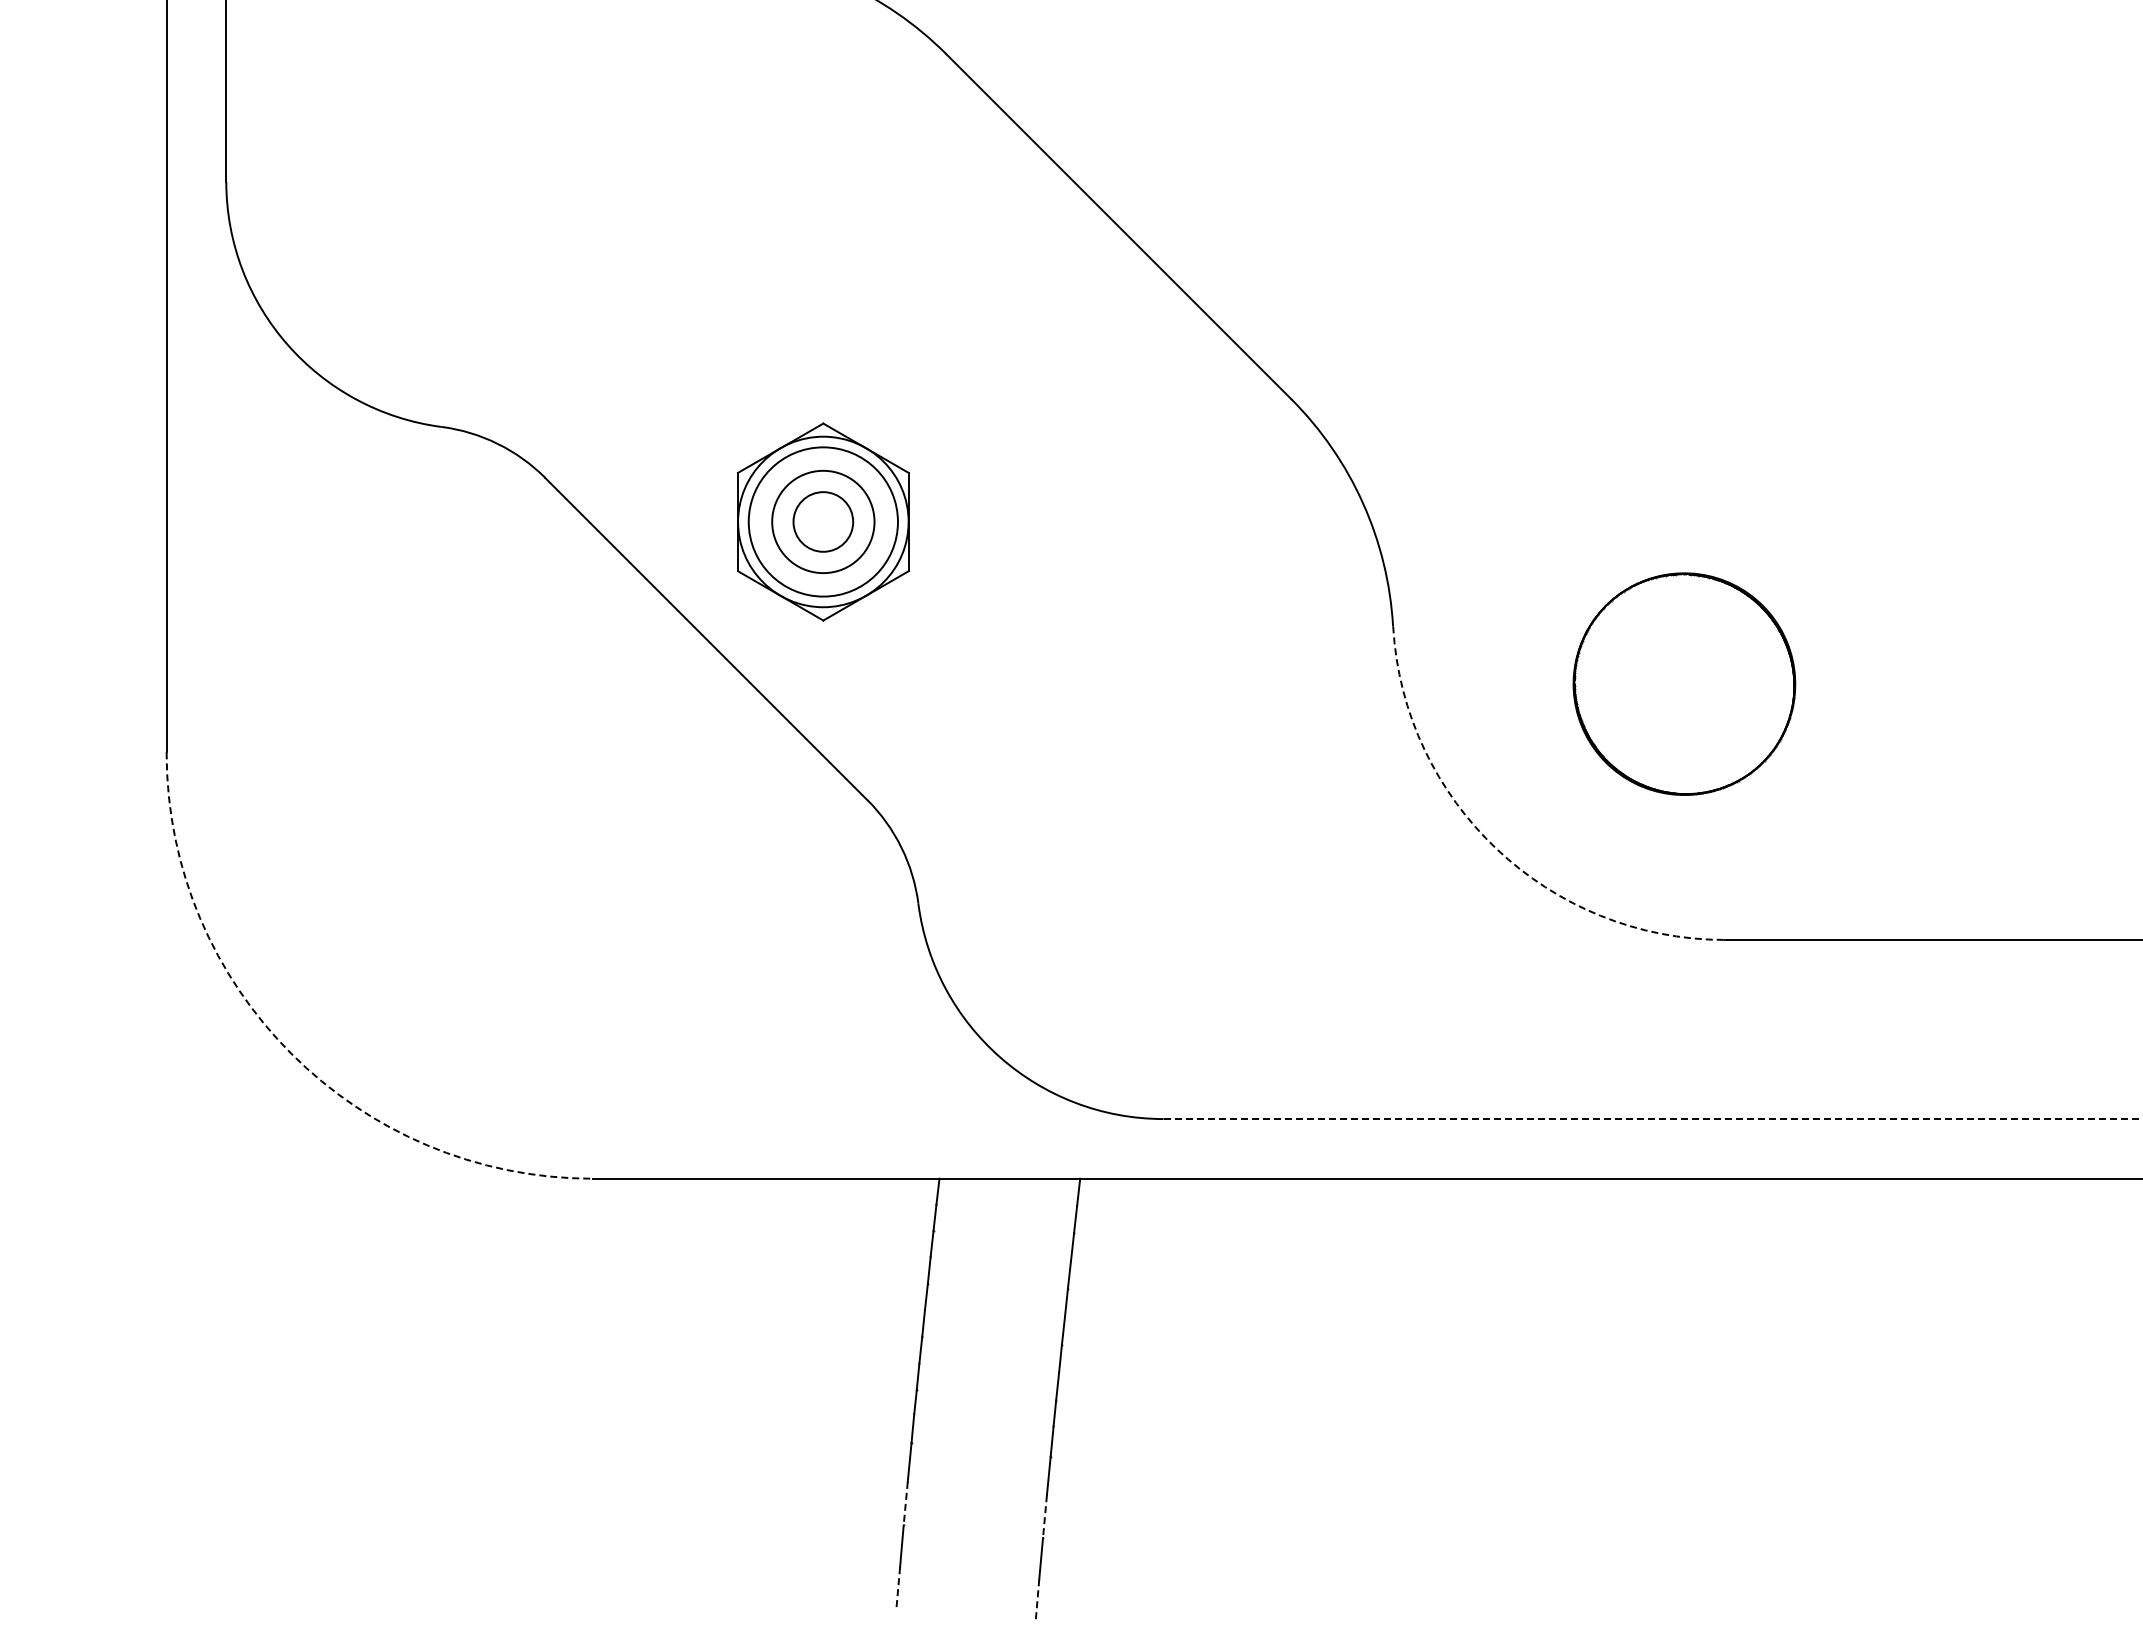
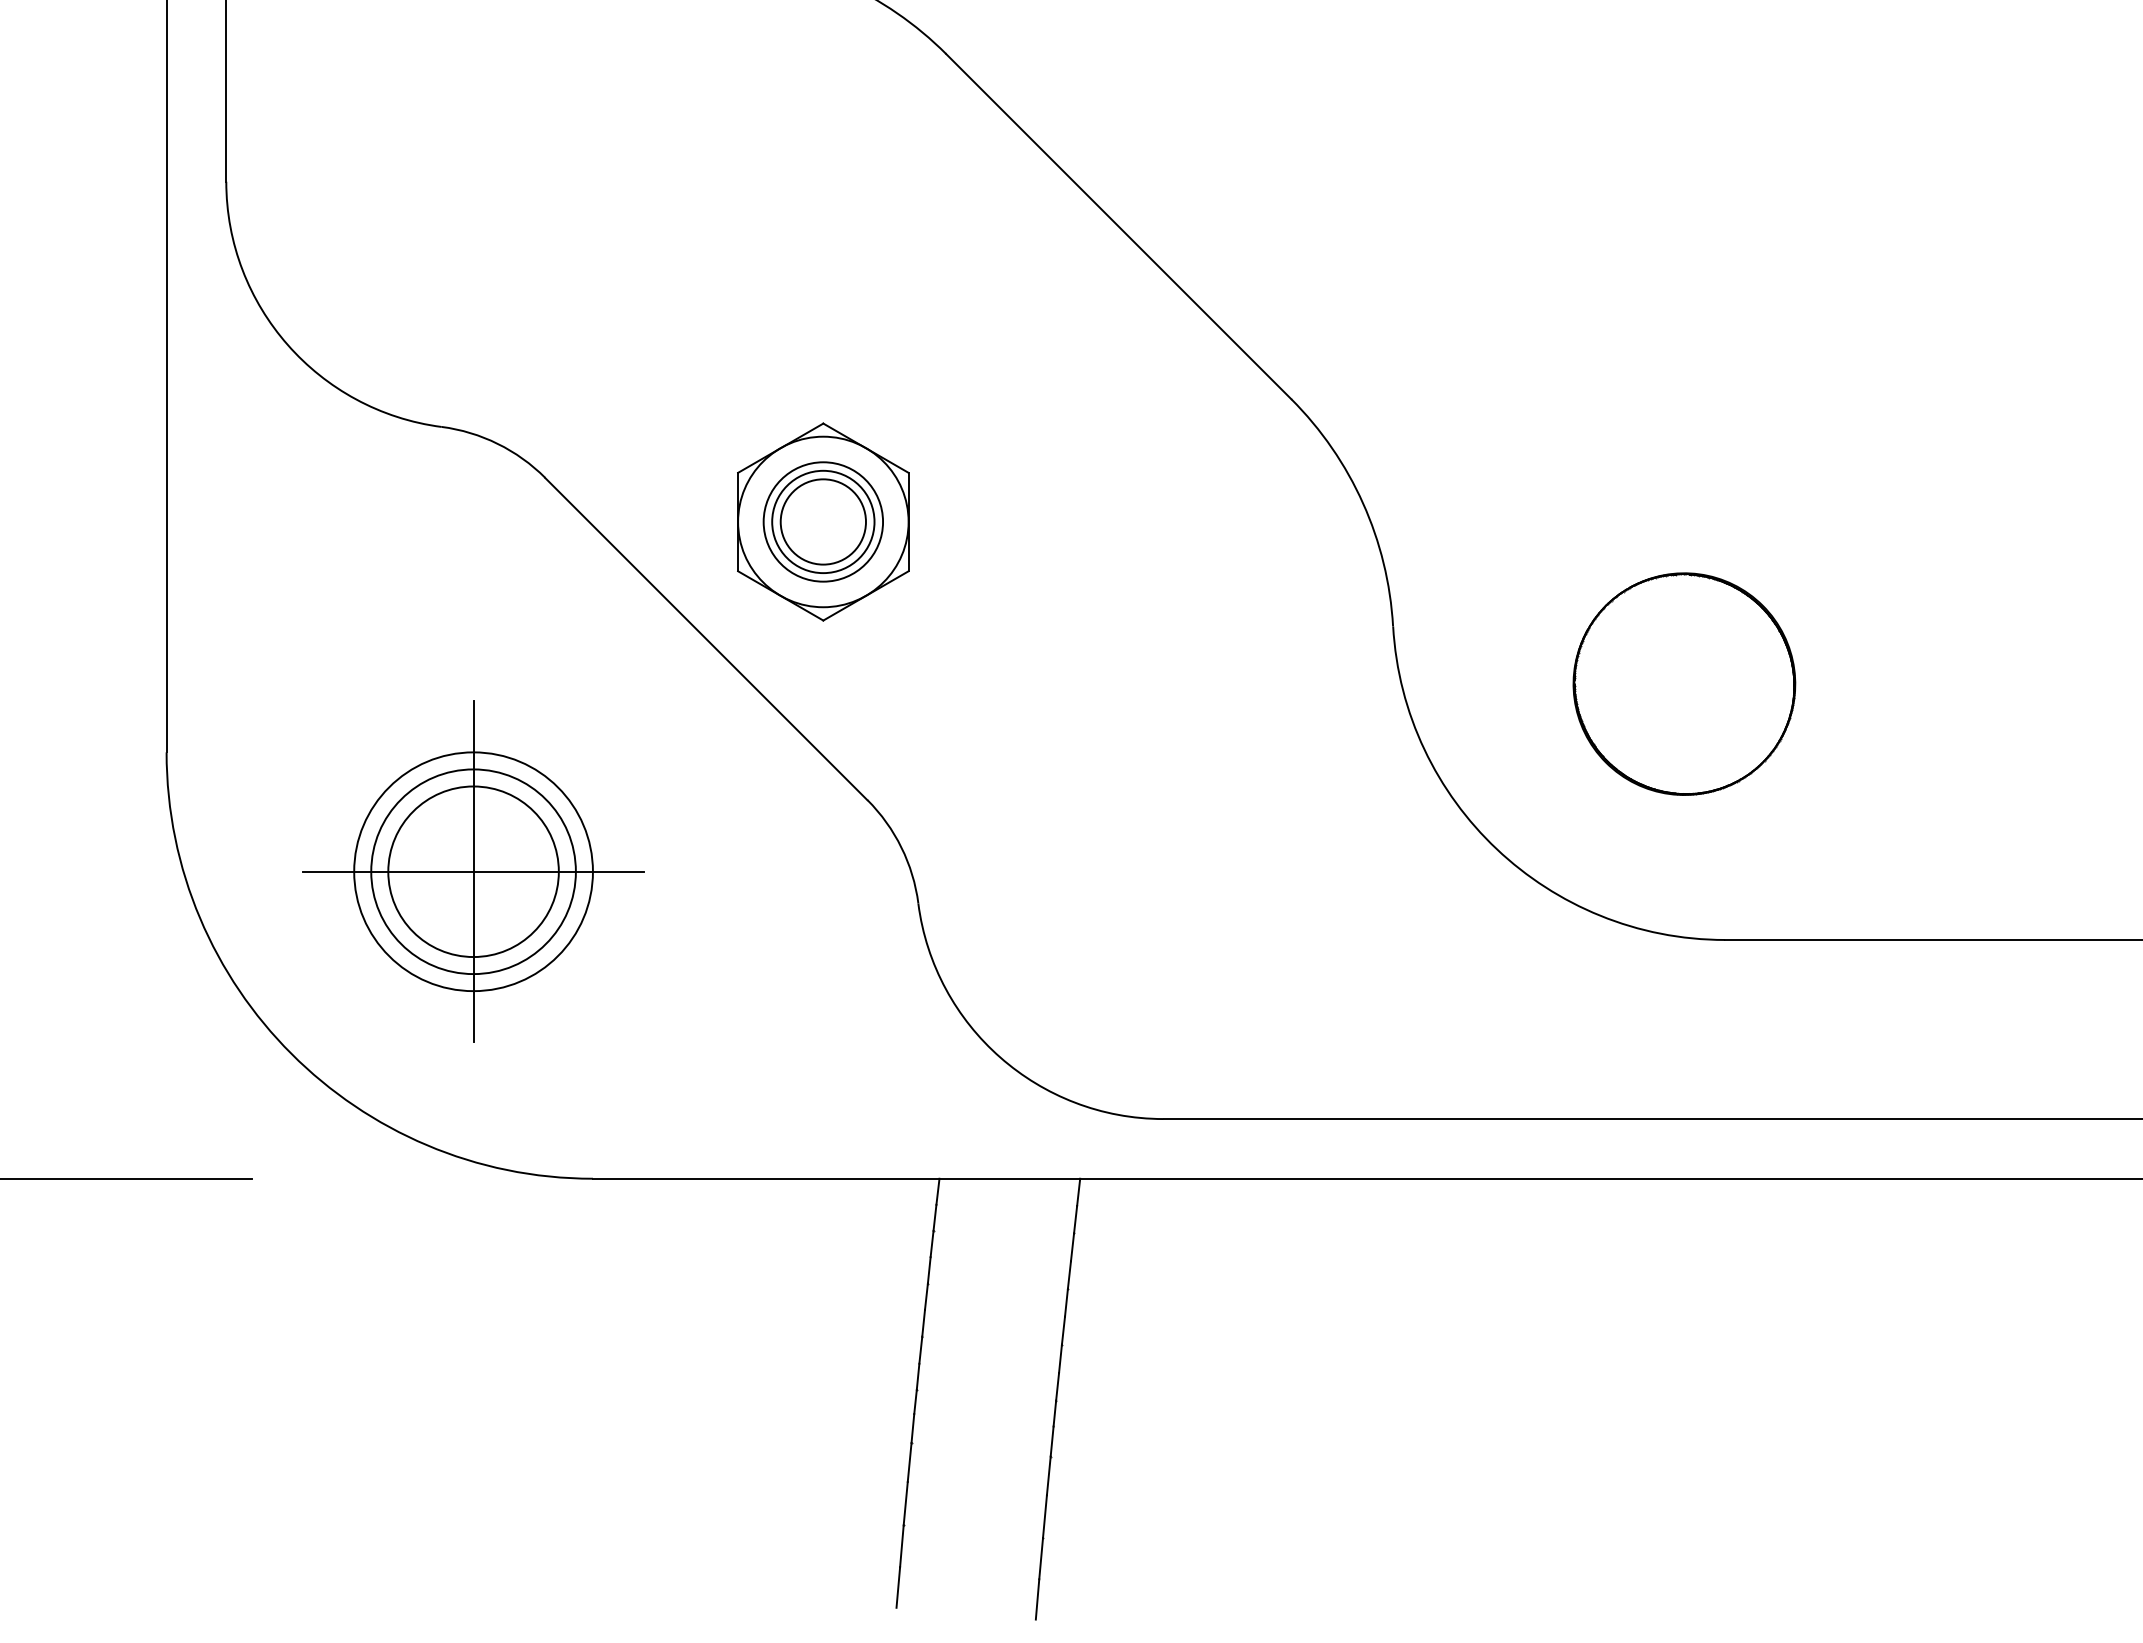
circle diameter: 149 px -> 119 px (823, 521)
circle diameter: 60 px -> 85 px (822, 521)
arc: dashed -> solid (1496, 849)
part: none -> present (473, 871)
arc: dashed -> solid (291, 1053)
line: dashed -> solid (1653, 1119)
line: none -> present (126, 1178)
line: dashed -> solid (905, 1503)
line: dashed -> solid (1044, 1517)
line: dashed -> solid (898, 1588)
line: dashed -> solid (1037, 1599)
